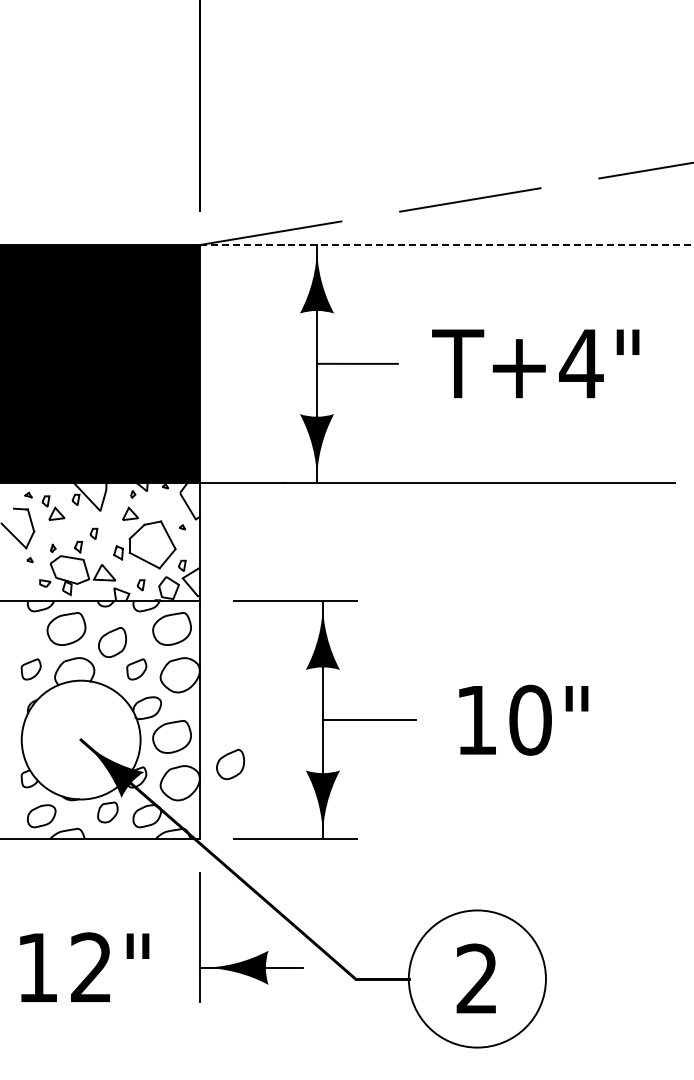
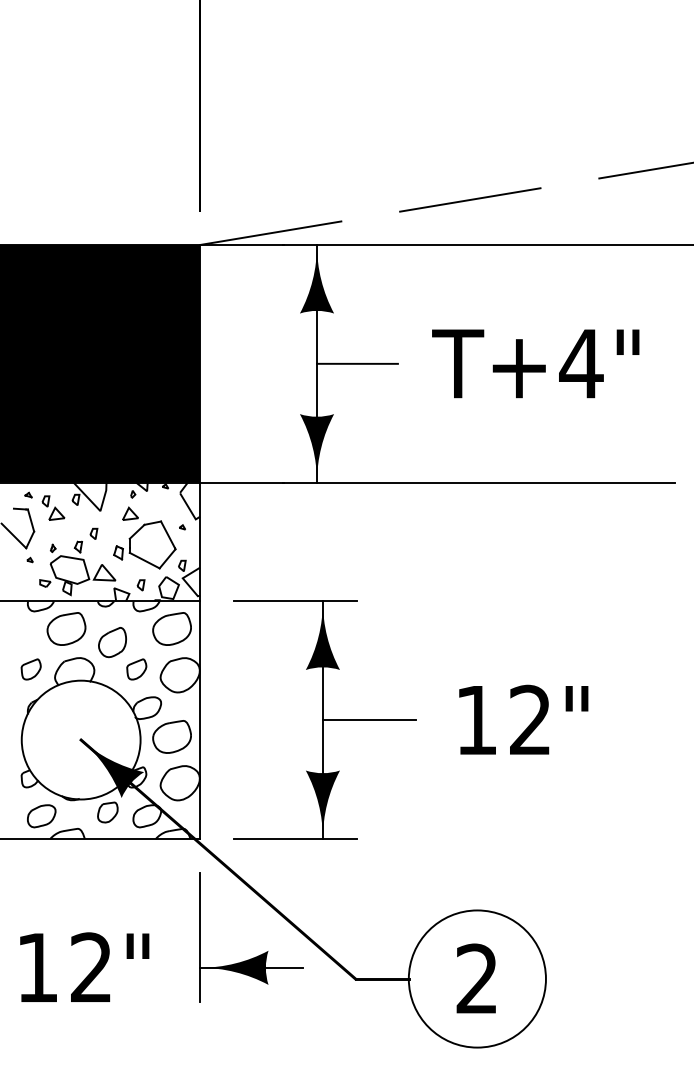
line: dashed -> solid (446, 245)
text: 10" -> 12" (530, 719)
part: present -> none (230, 764)
